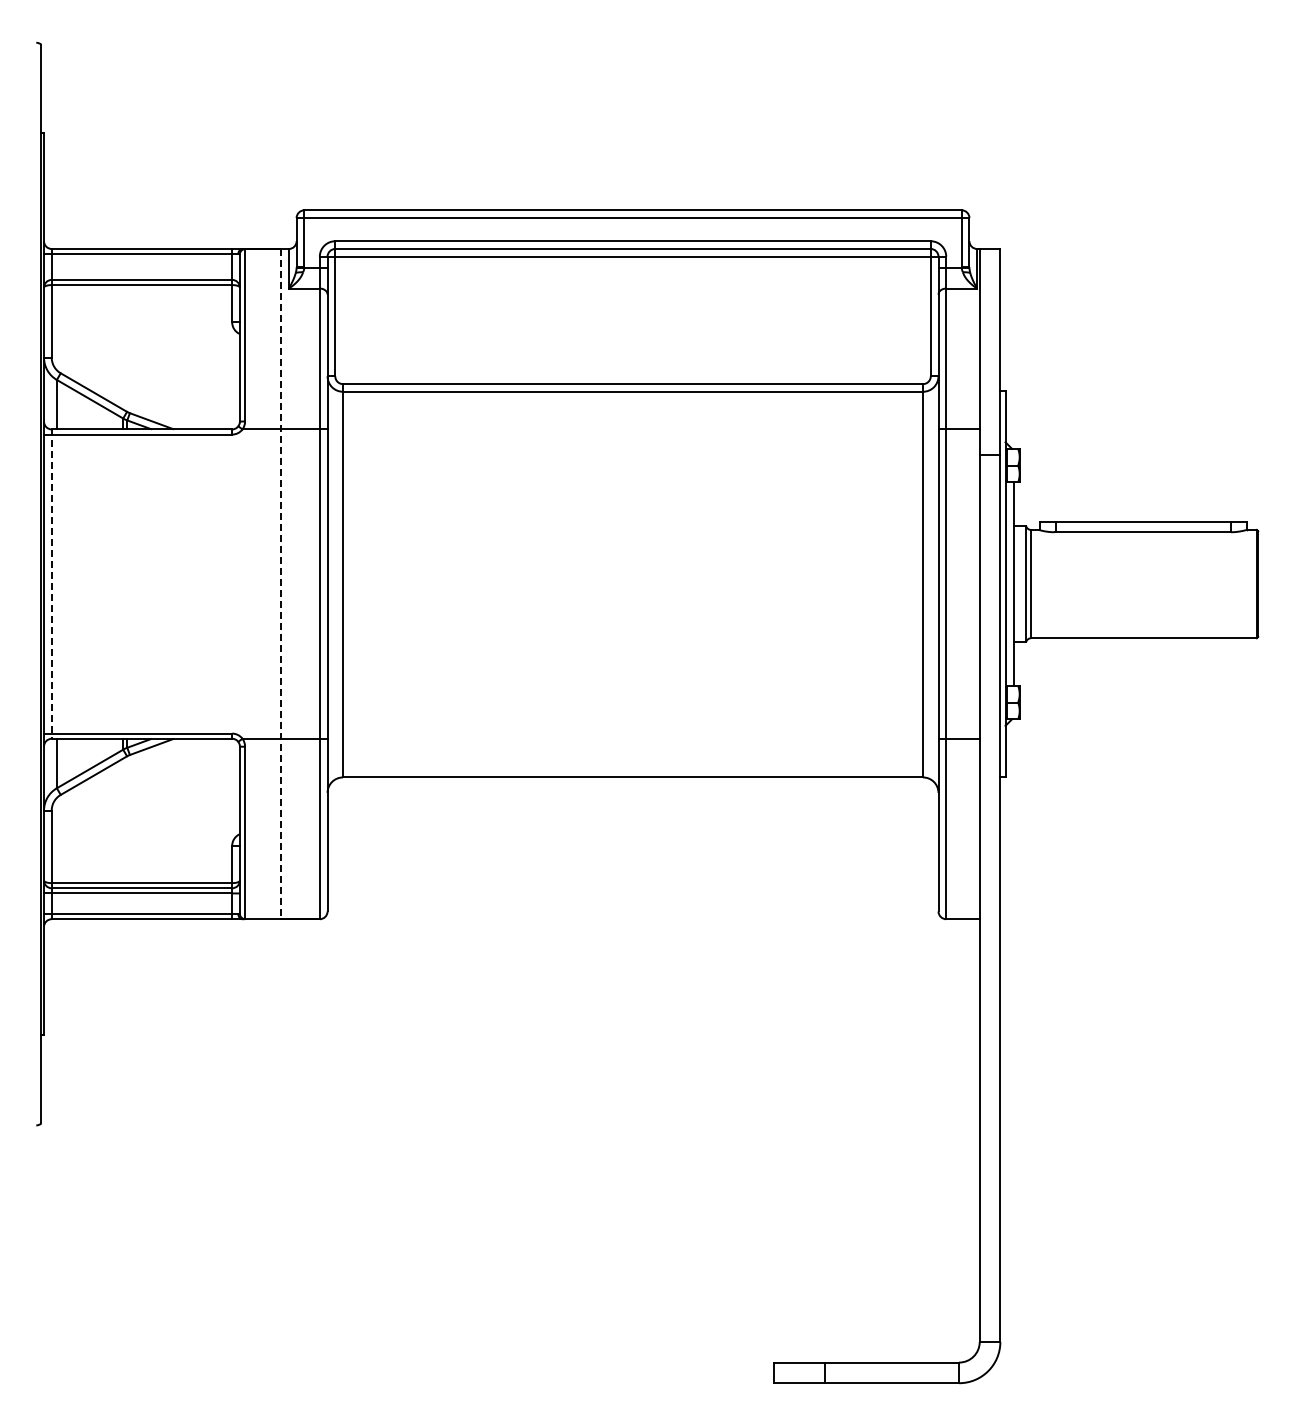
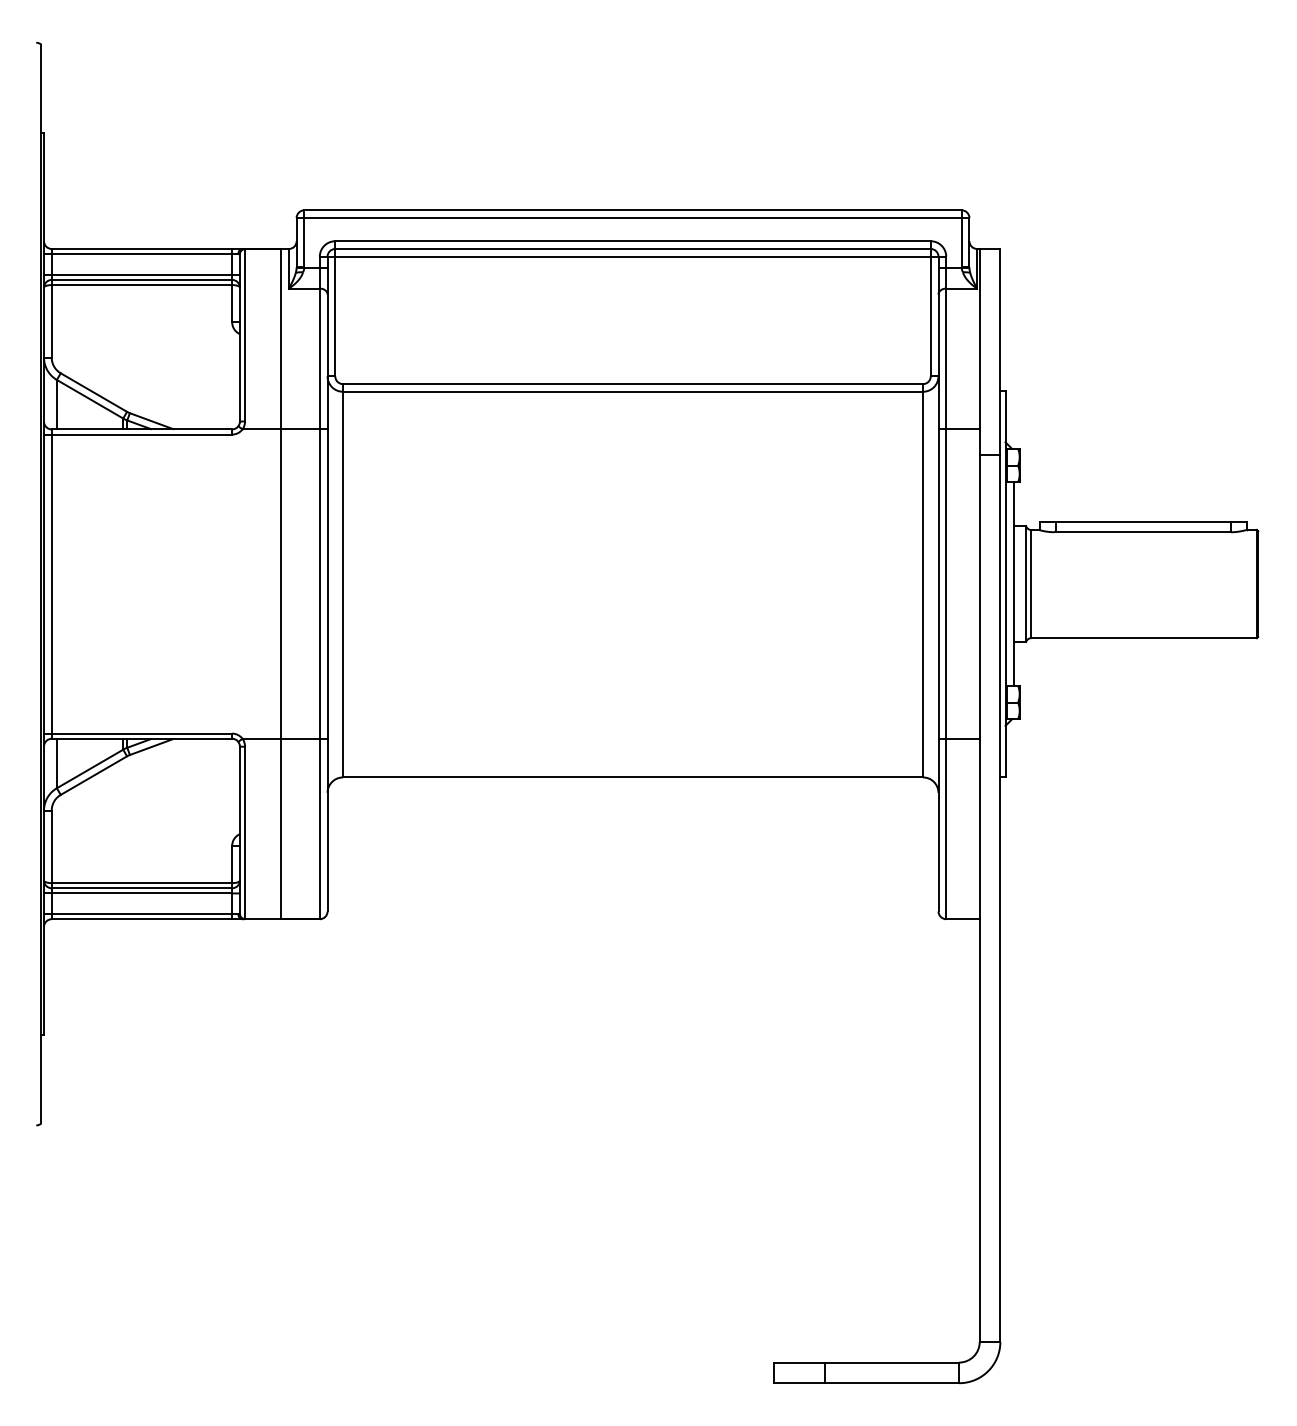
line: none -> present (141, 274)
line: dashed -> solid (51, 584)
line: dashed -> solid (281, 584)
